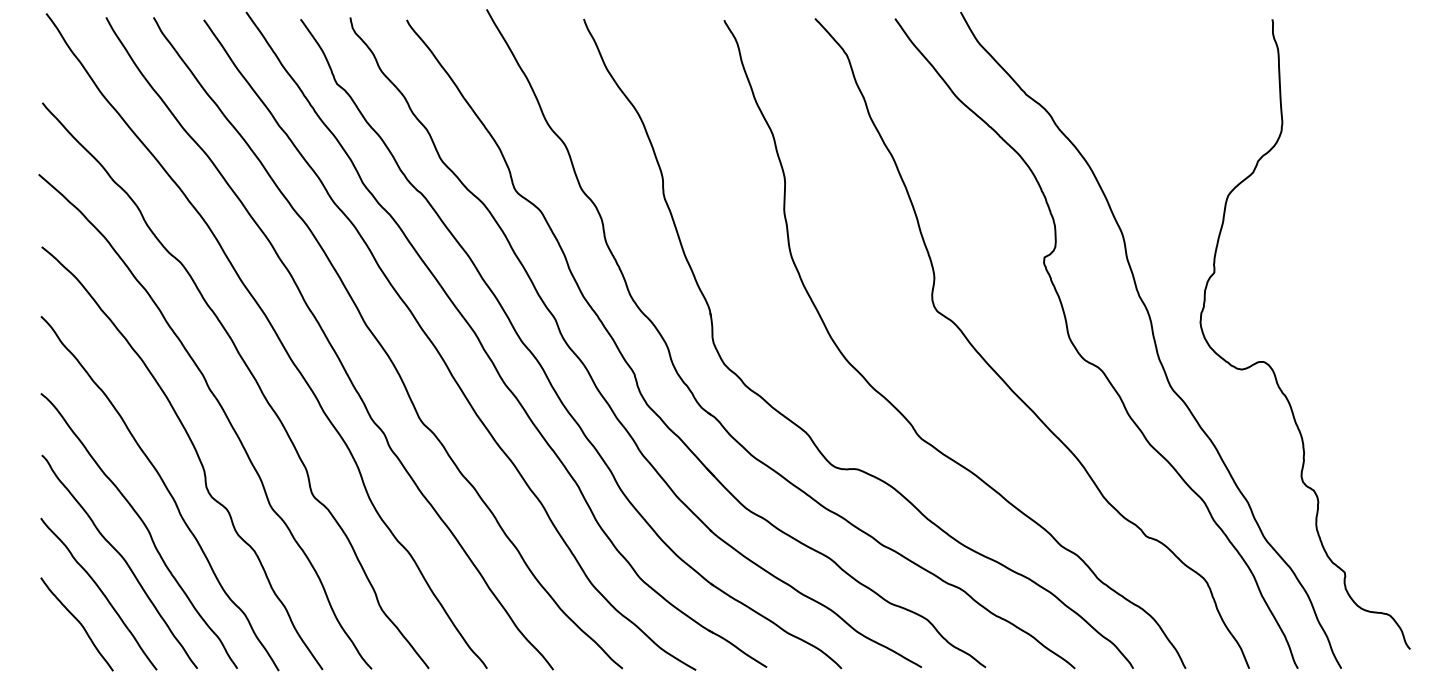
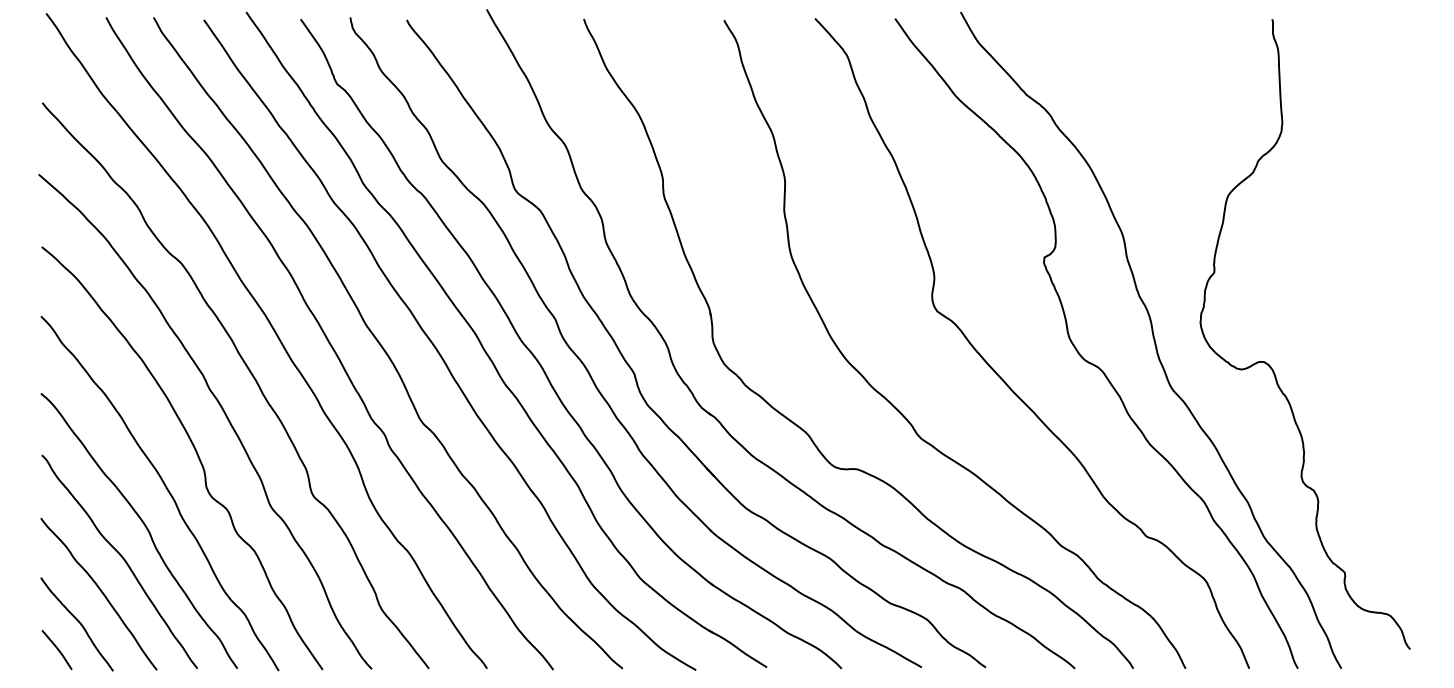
curve: none -> present (56, 648)
